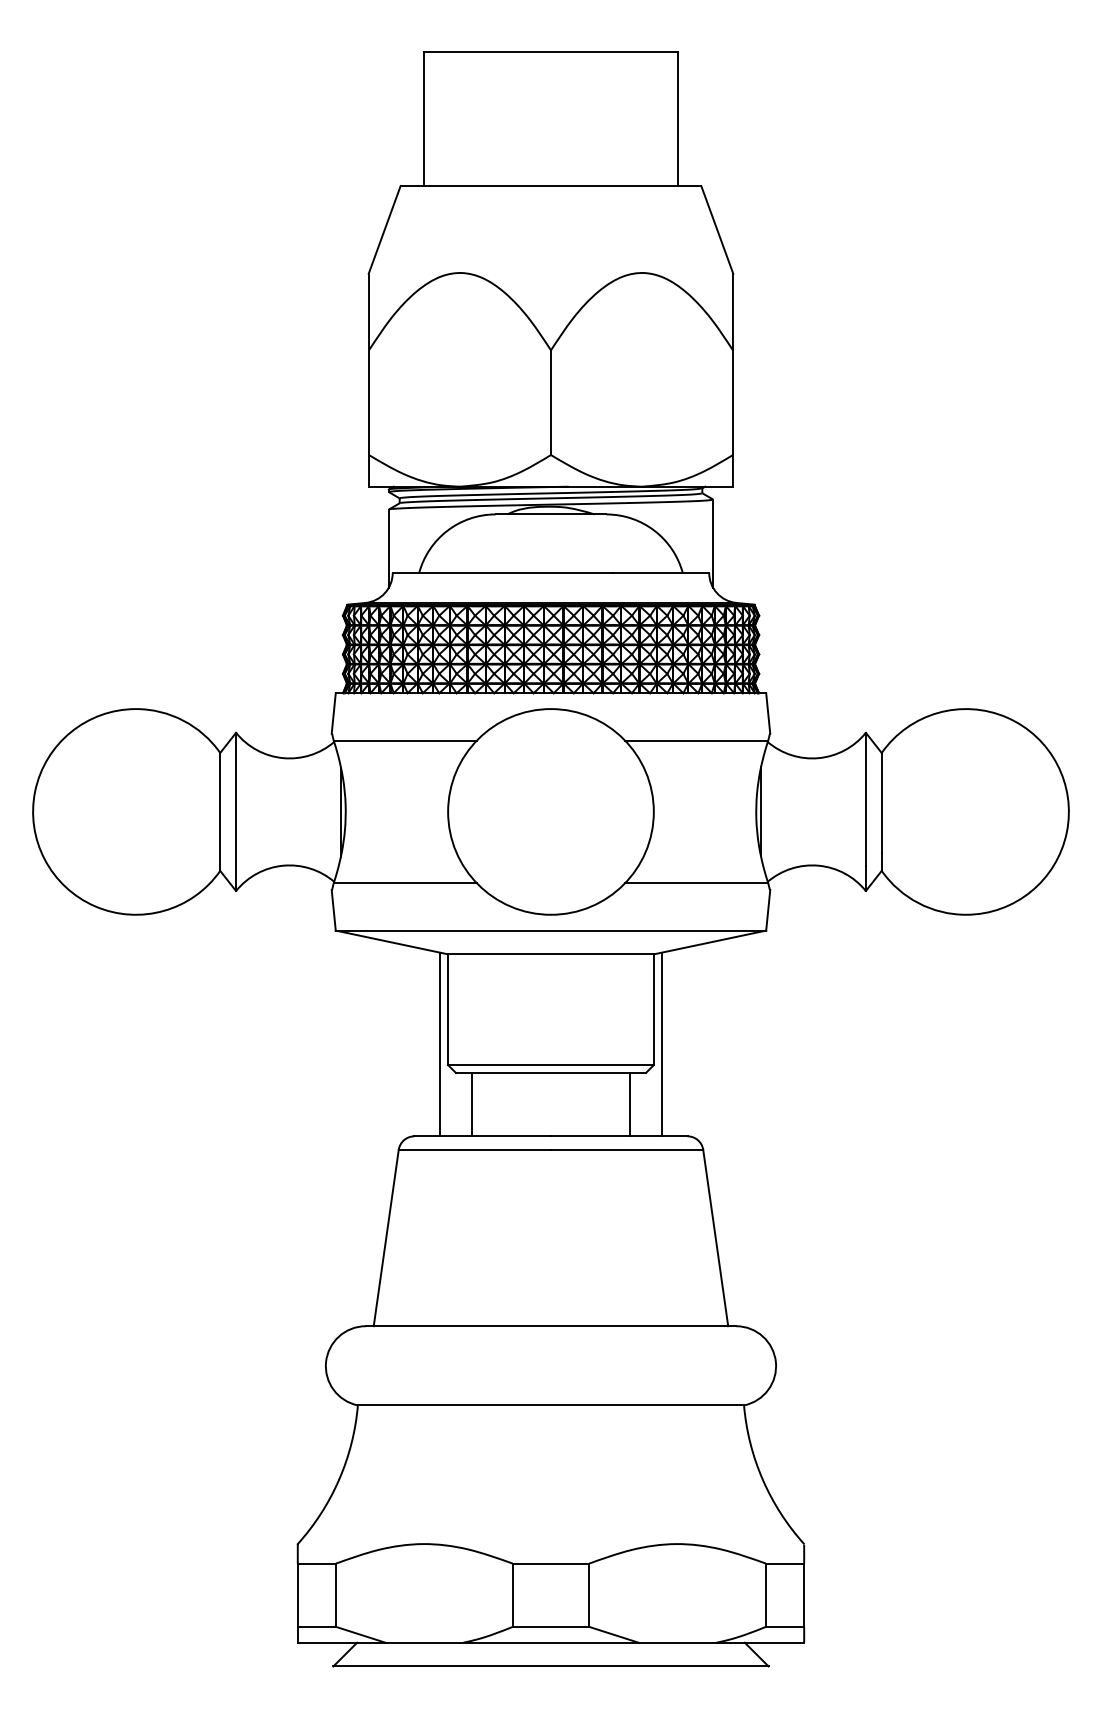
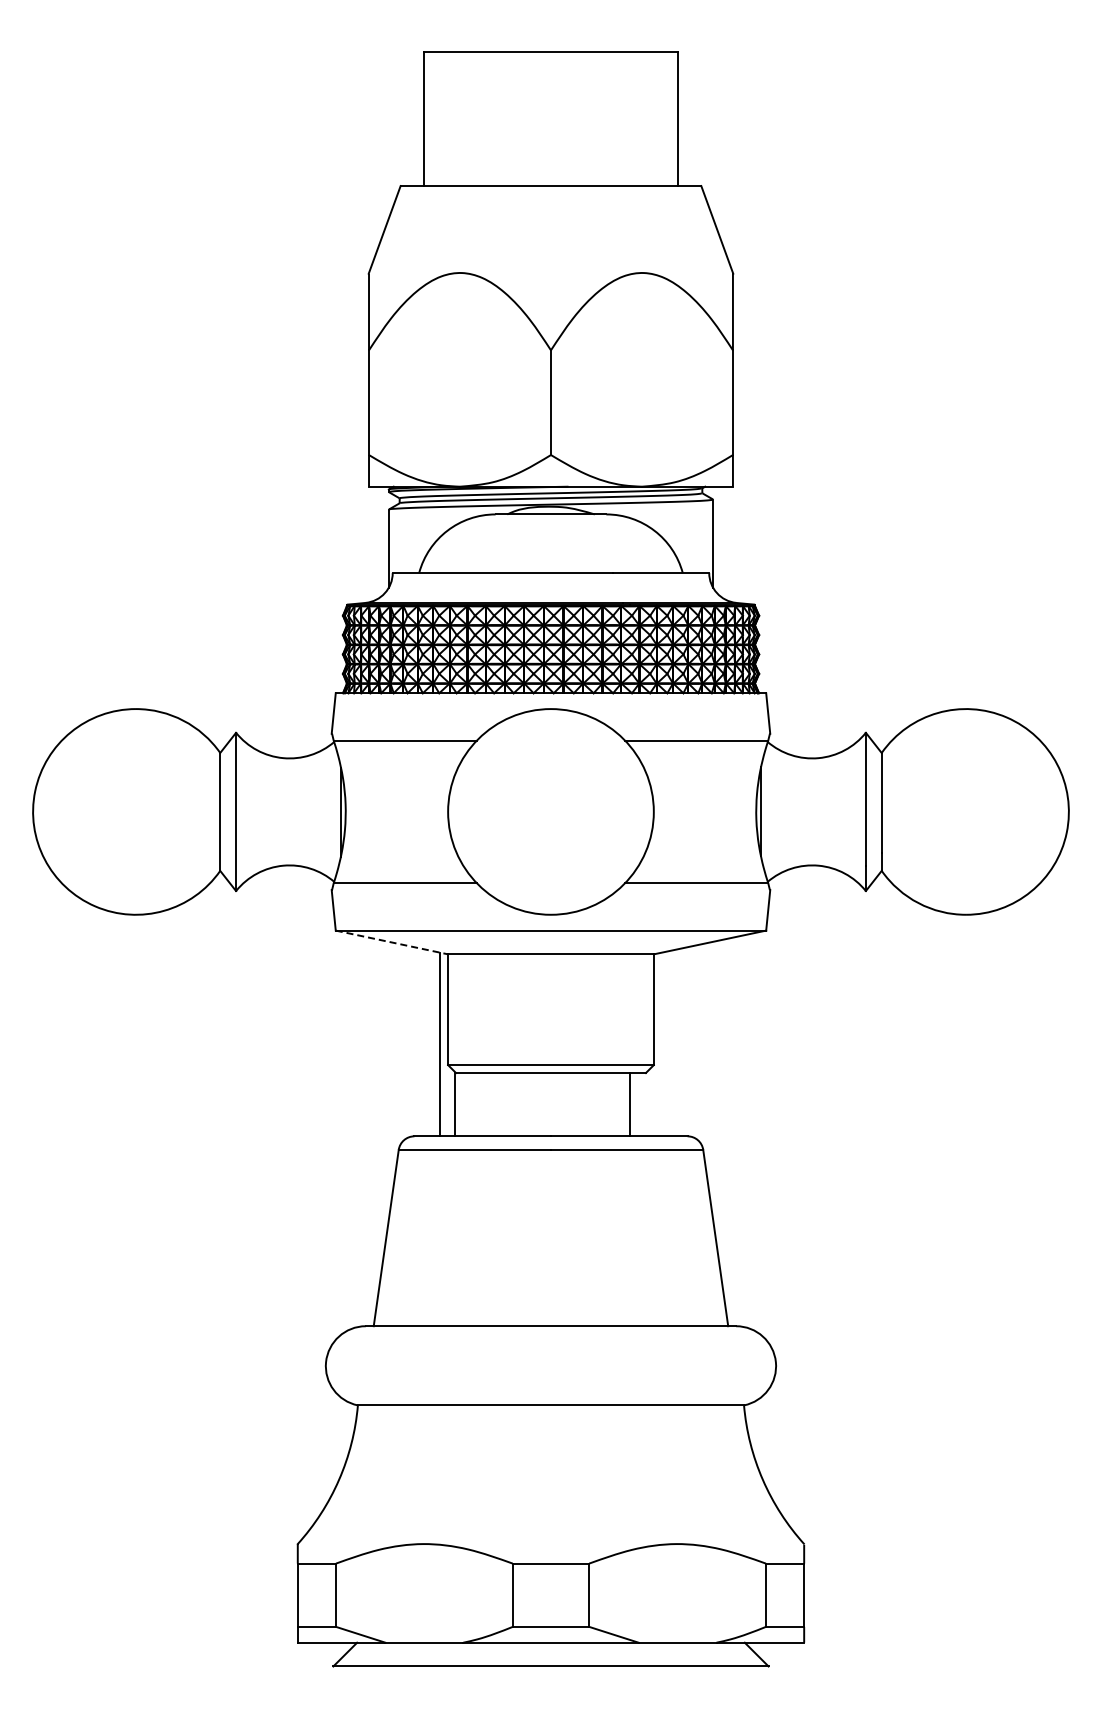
line: solid -> dashed (392, 942)
line: present -> none (661, 1044)
line position: (471, 1104) -> (454, 1104) (454, 1104)
